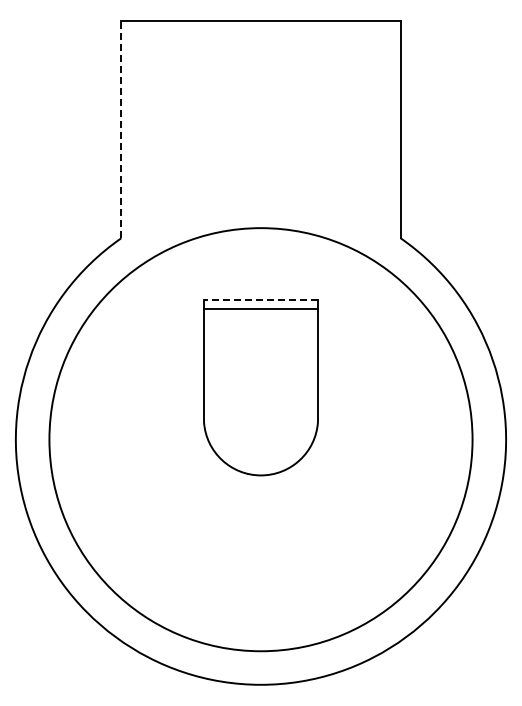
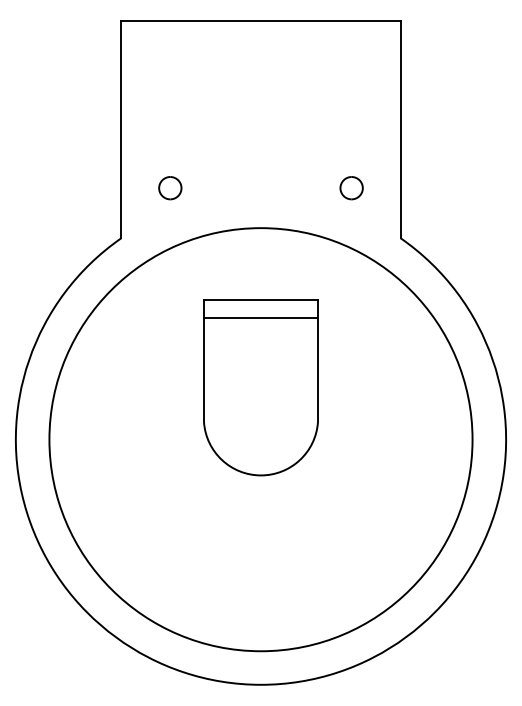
line: dashed -> solid (121, 129)
part: none -> present (170, 188)
part: none -> present (351, 188)
line: dashed -> solid (260, 299)
line position: (260, 309) -> (260, 318) (260, 318)
